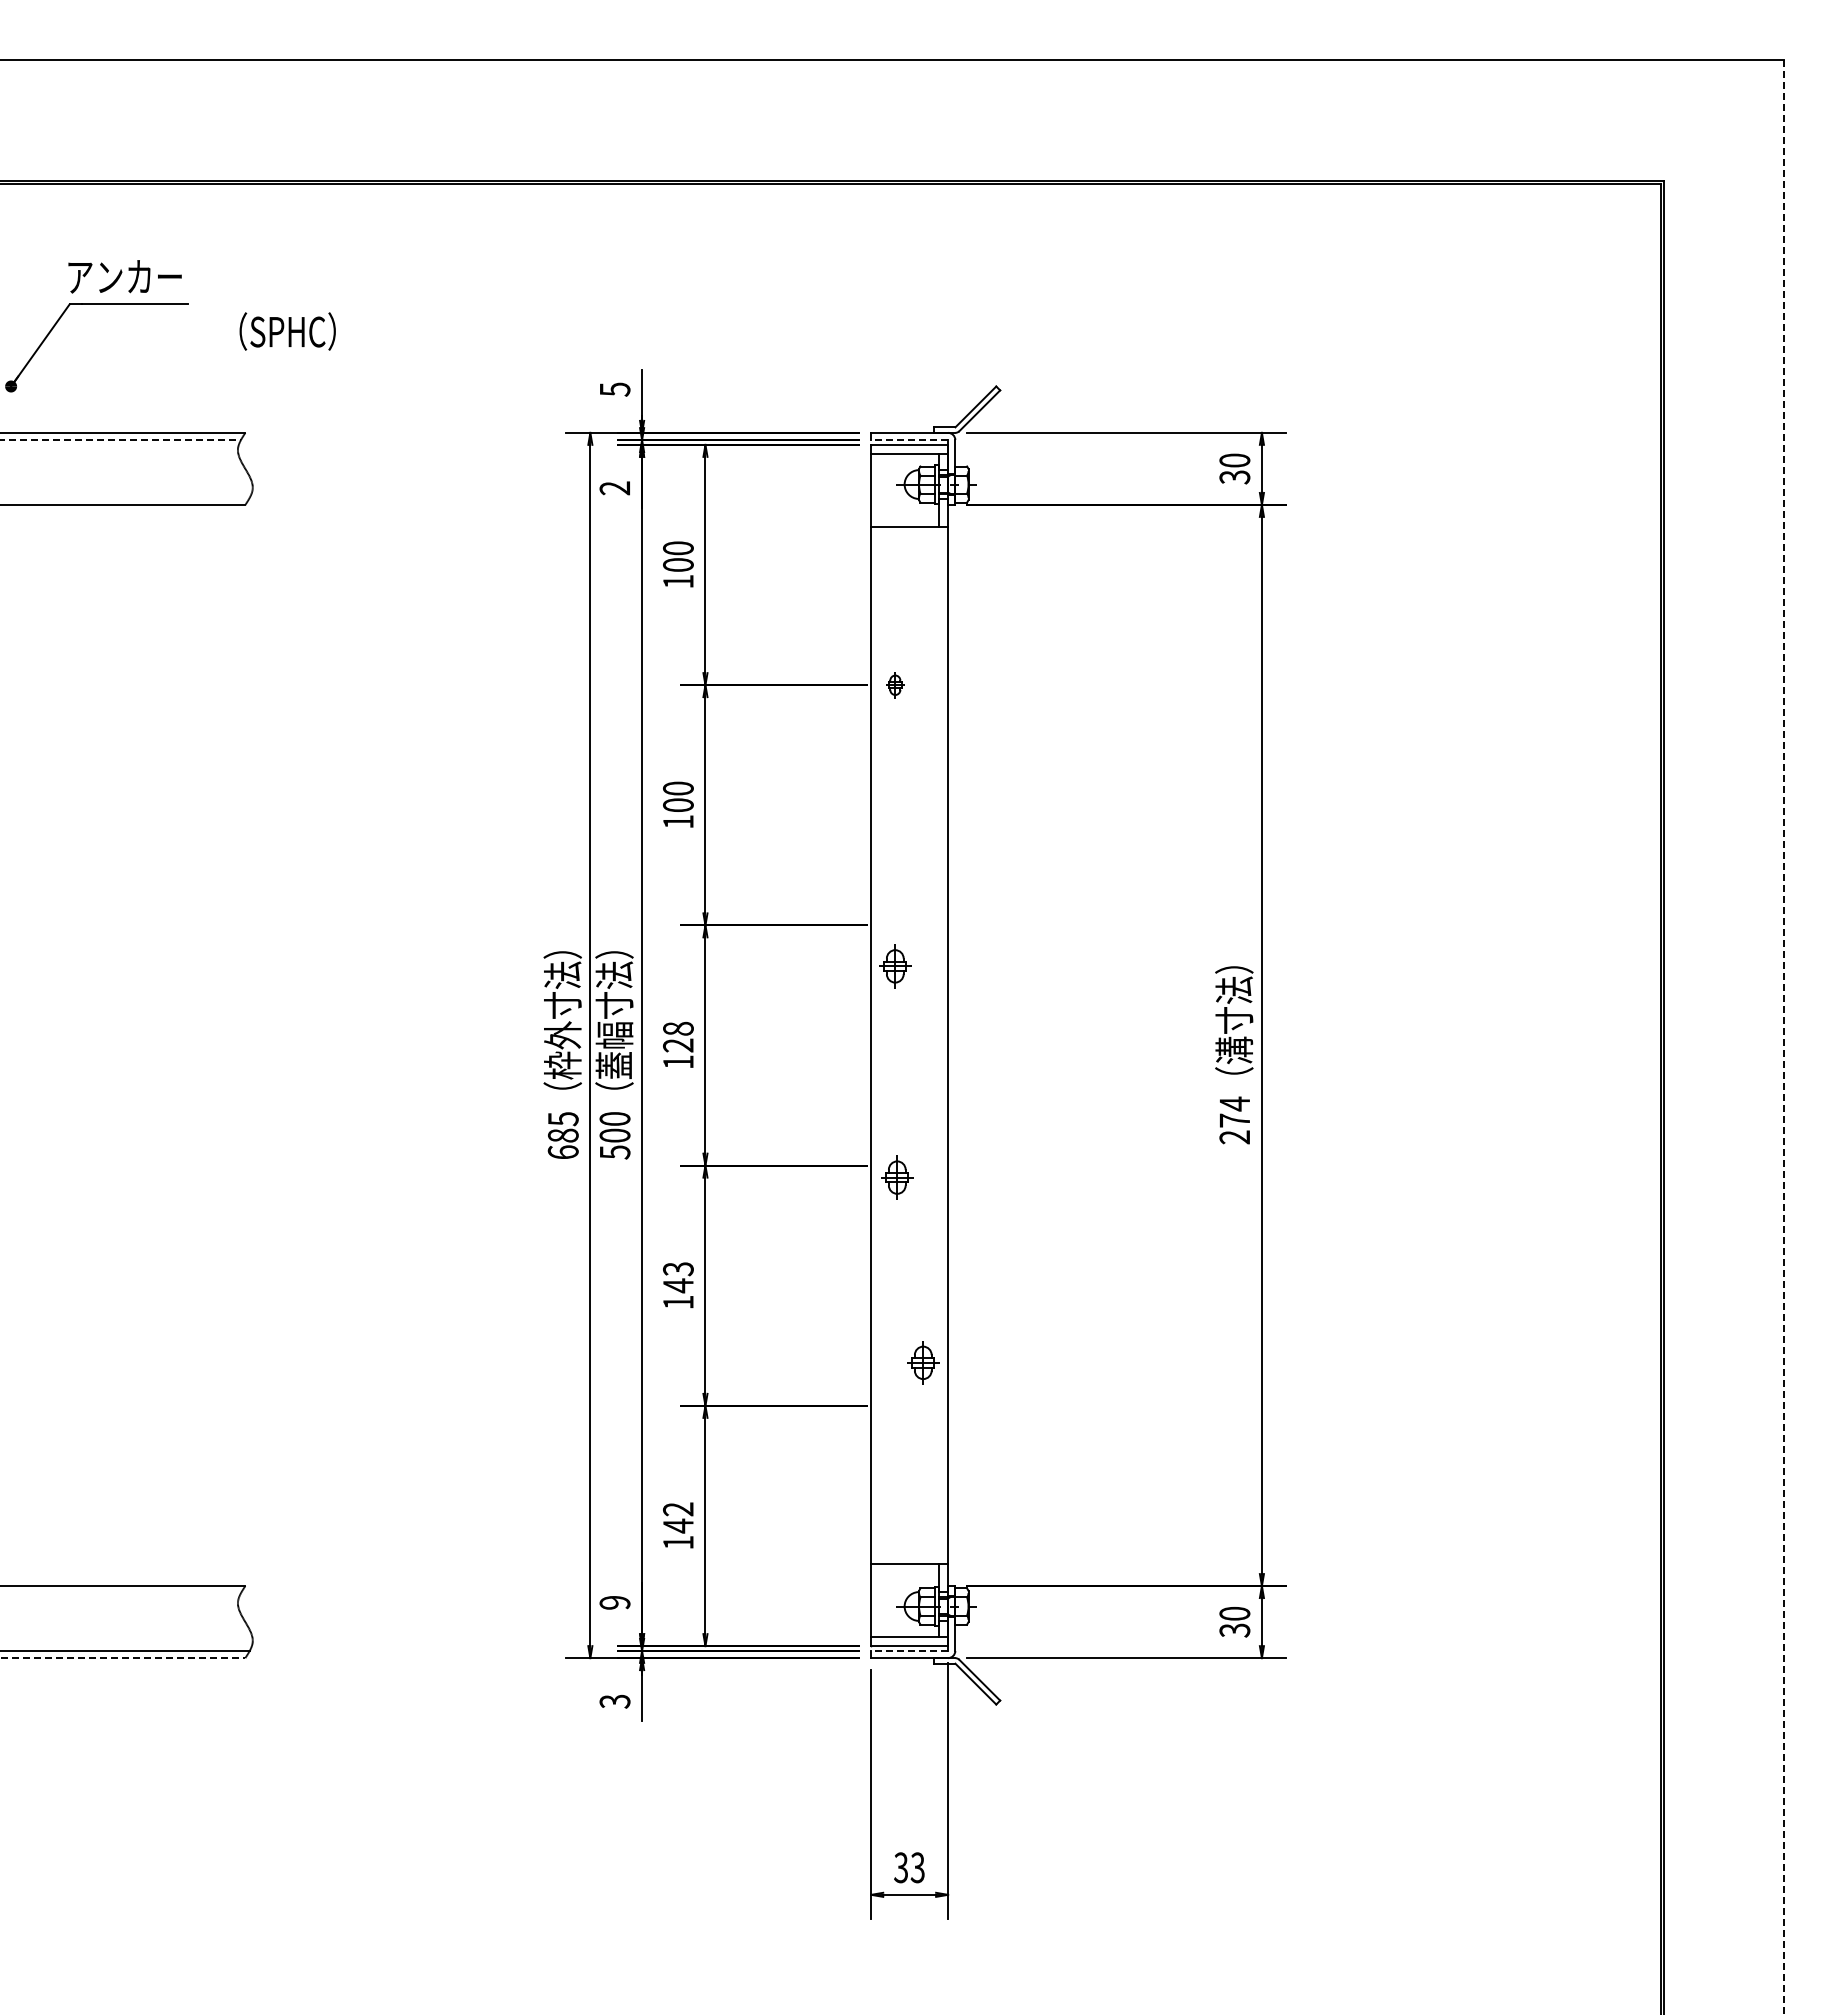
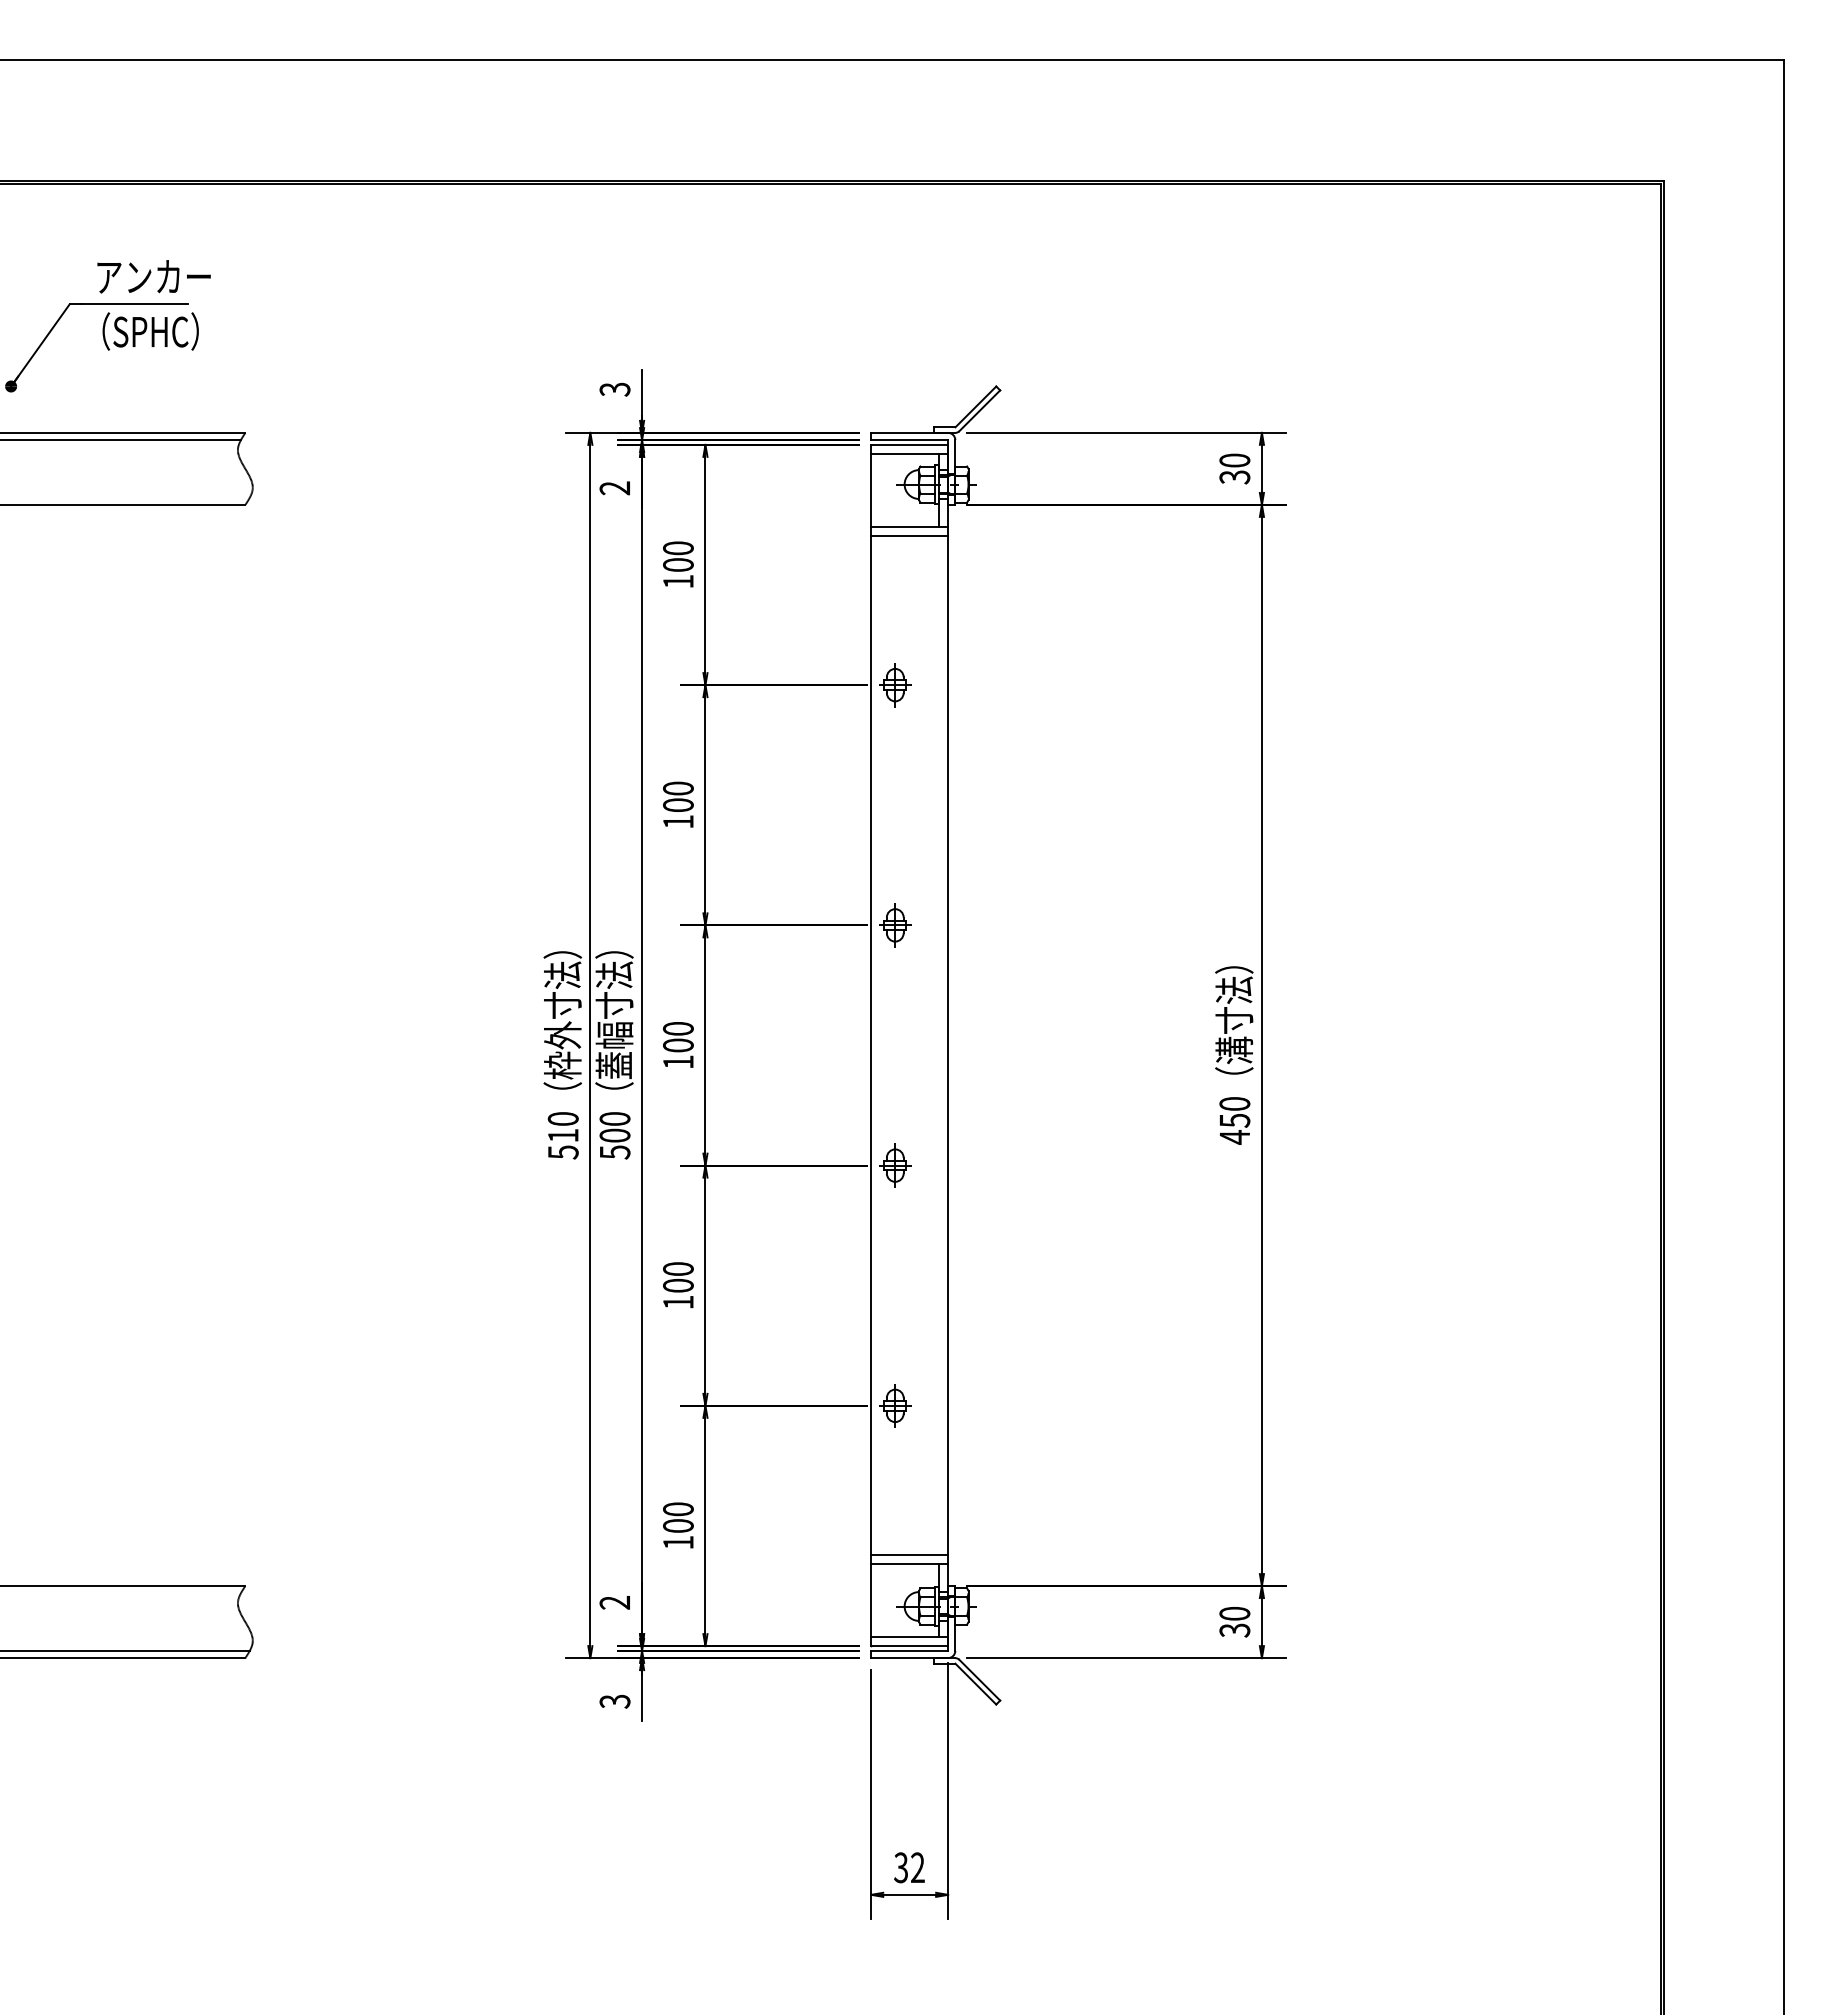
text position: (124, 276) -> (153, 276) (153, 276)
text position: (287, 331) -> (150, 331) (150, 331)
text: 5 -> 3 (614, 389)
line: dashed -> solid (120, 440)
line: dashed -> solid (909, 440)
line: none -> present (909, 536)
part size: 19x27 px -> 33x45 px (895, 685)
part position: (895, 966) -> (895, 925) (895, 925)
text: 128 -> 100 (678, 1036)
line: dashed -> solid (1784, 1037)
text: 274 -> 450 (1234, 1120)
text: 685 -> 510 (562, 1135)
part position: (897, 1177) -> (895, 1165) (895, 1165)
text: 143 -> 100 (678, 1277)
part position: (923, 1362) -> (895, 1405) (895, 1405)
text: 142 -> 100 (678, 1517)
line: none -> present (909, 1554)
text: 9 -> 2 (615, 1602)
line: dashed -> solid (909, 1650)
line: dashed -> solid (123, 1658)
text: 33 -> 32 (917, 1867)
